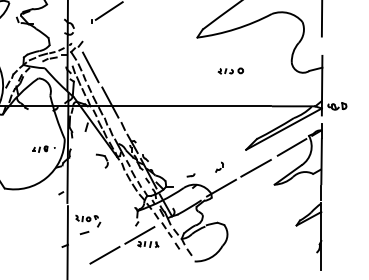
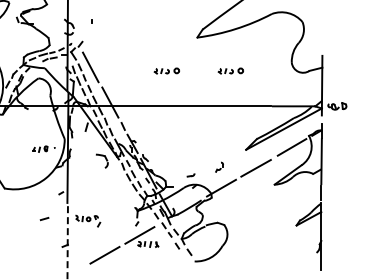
line: present -> none (108, 10)
line: present -> none (321, 19)
part: none -> present (166, 70)
line position: (84, 233) -> (44, 219) (44, 219)
line: solid -> dashed (67, 242)
